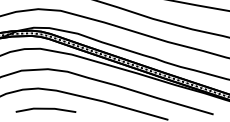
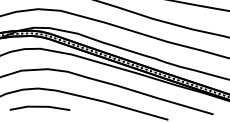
line position: (45, 109) -> (39, 107) (39, 107)
